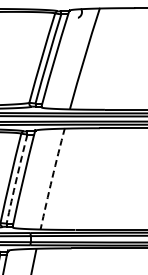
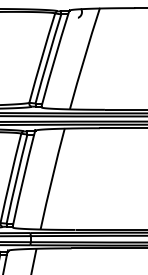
arc: dashed -> solid (52, 178)
arc: dashed -> solid (16, 179)
